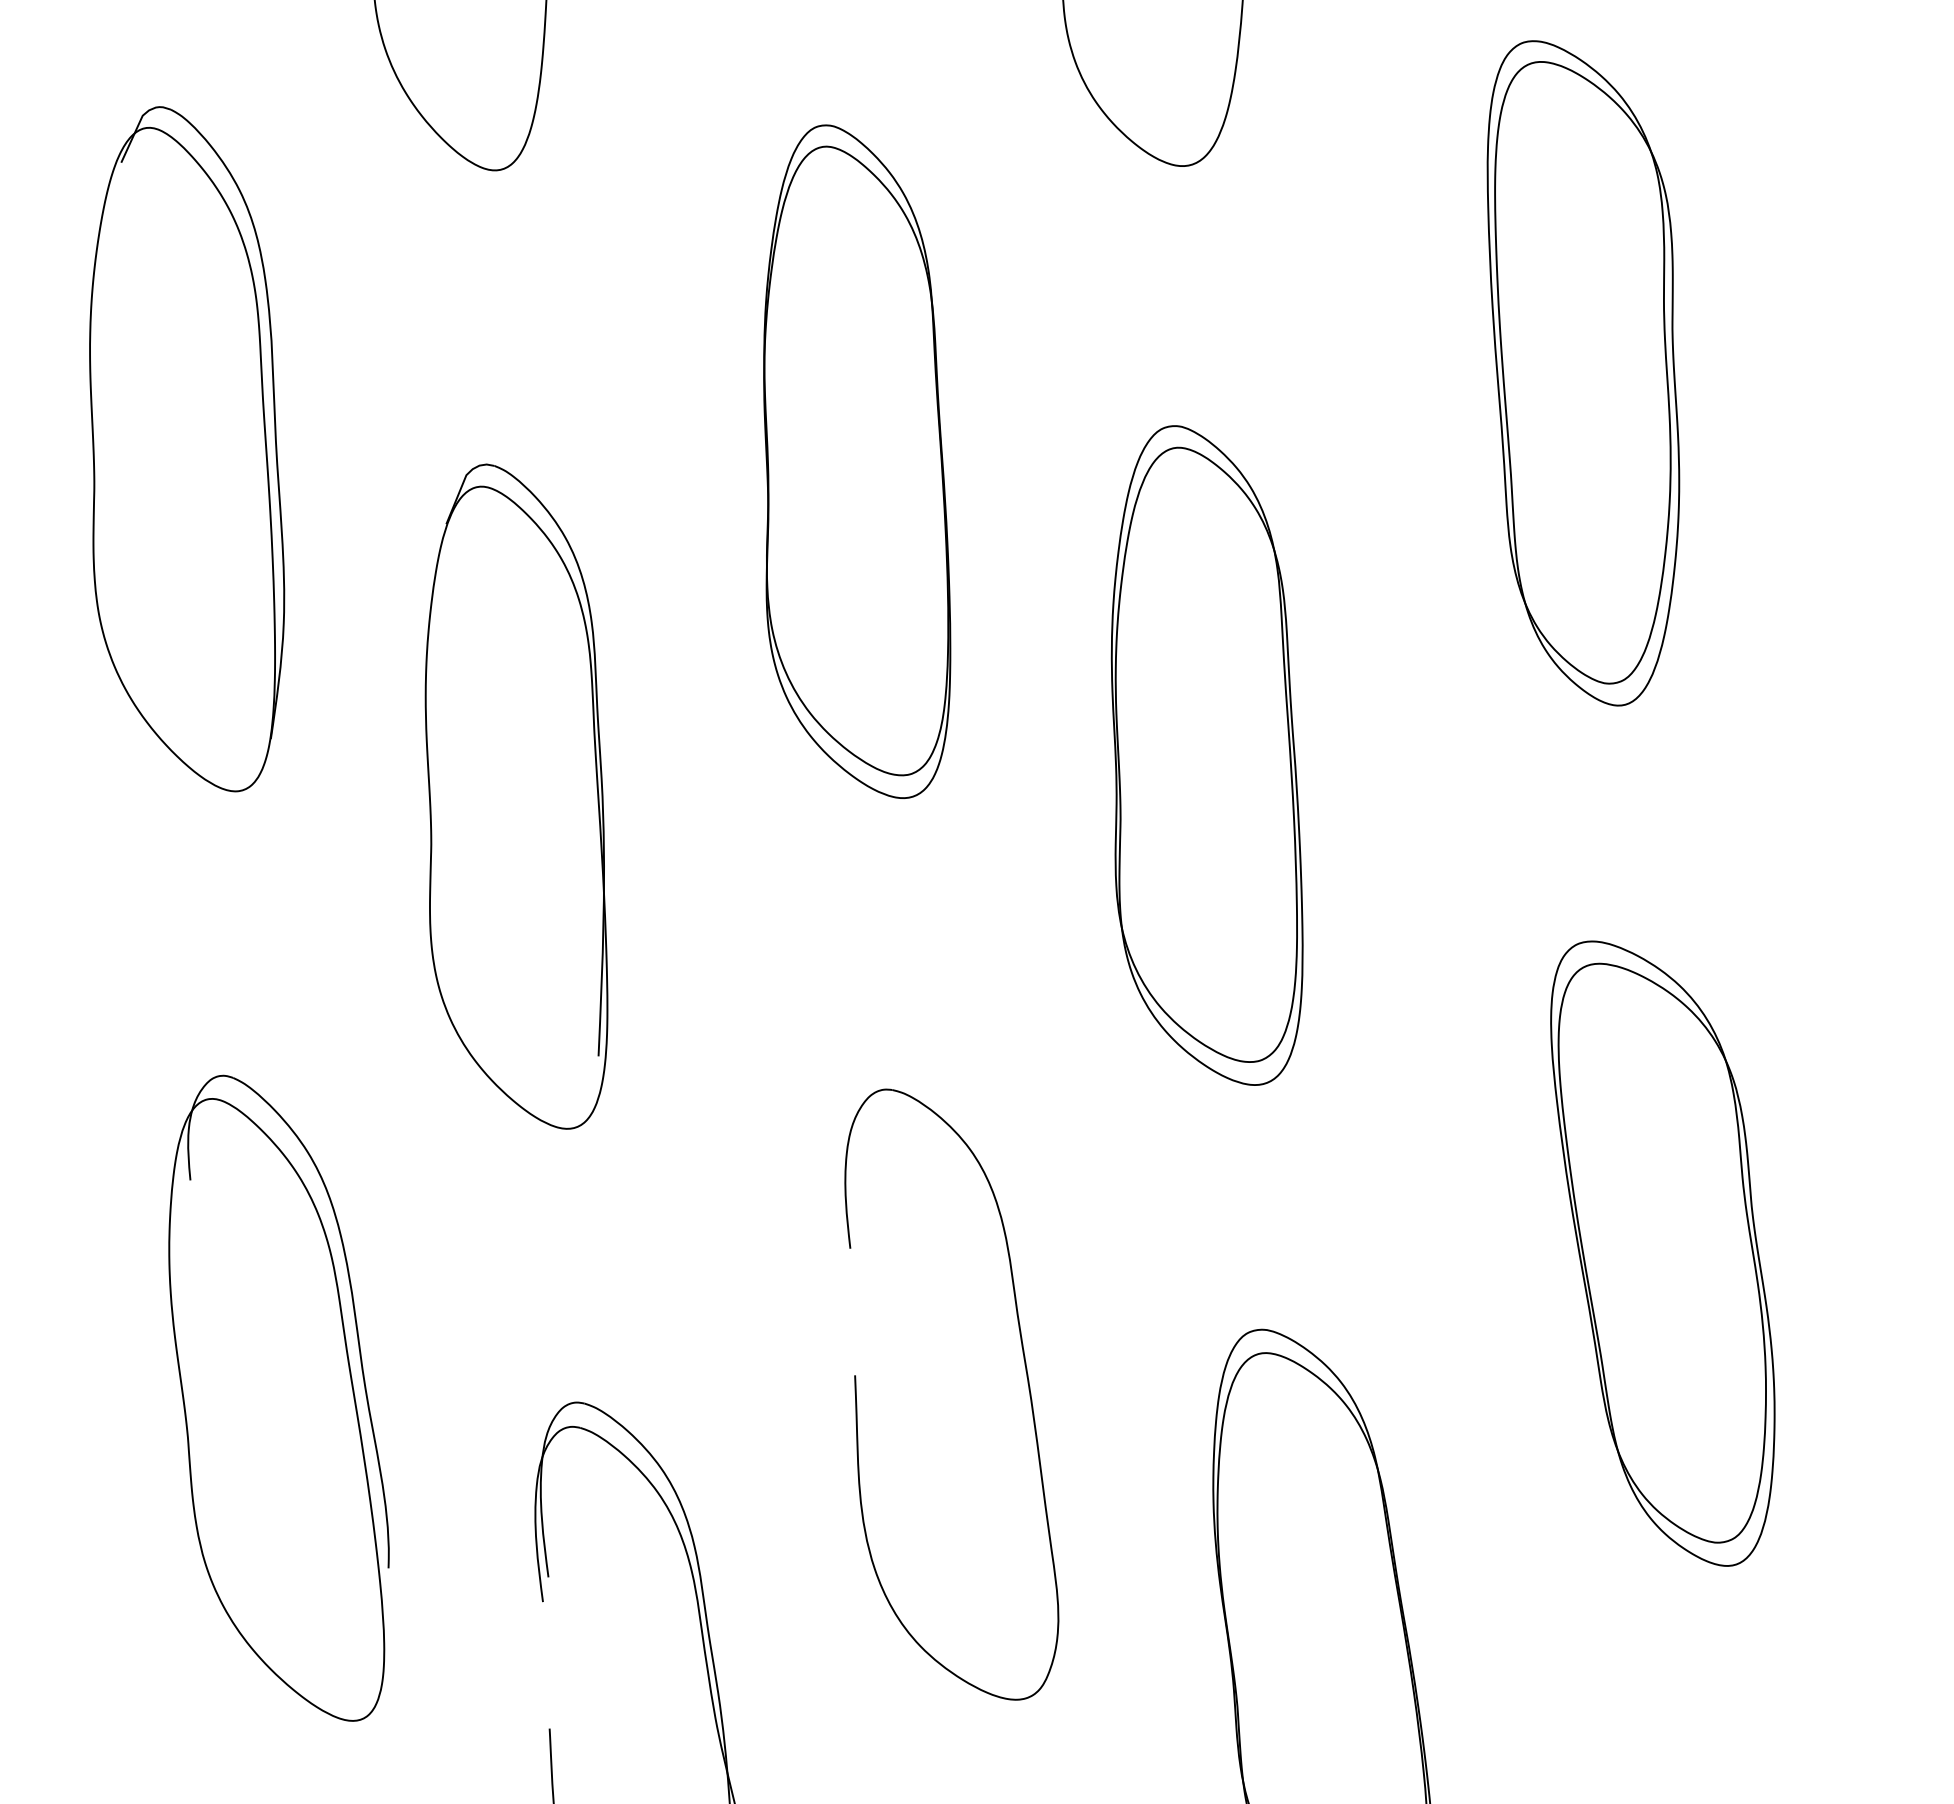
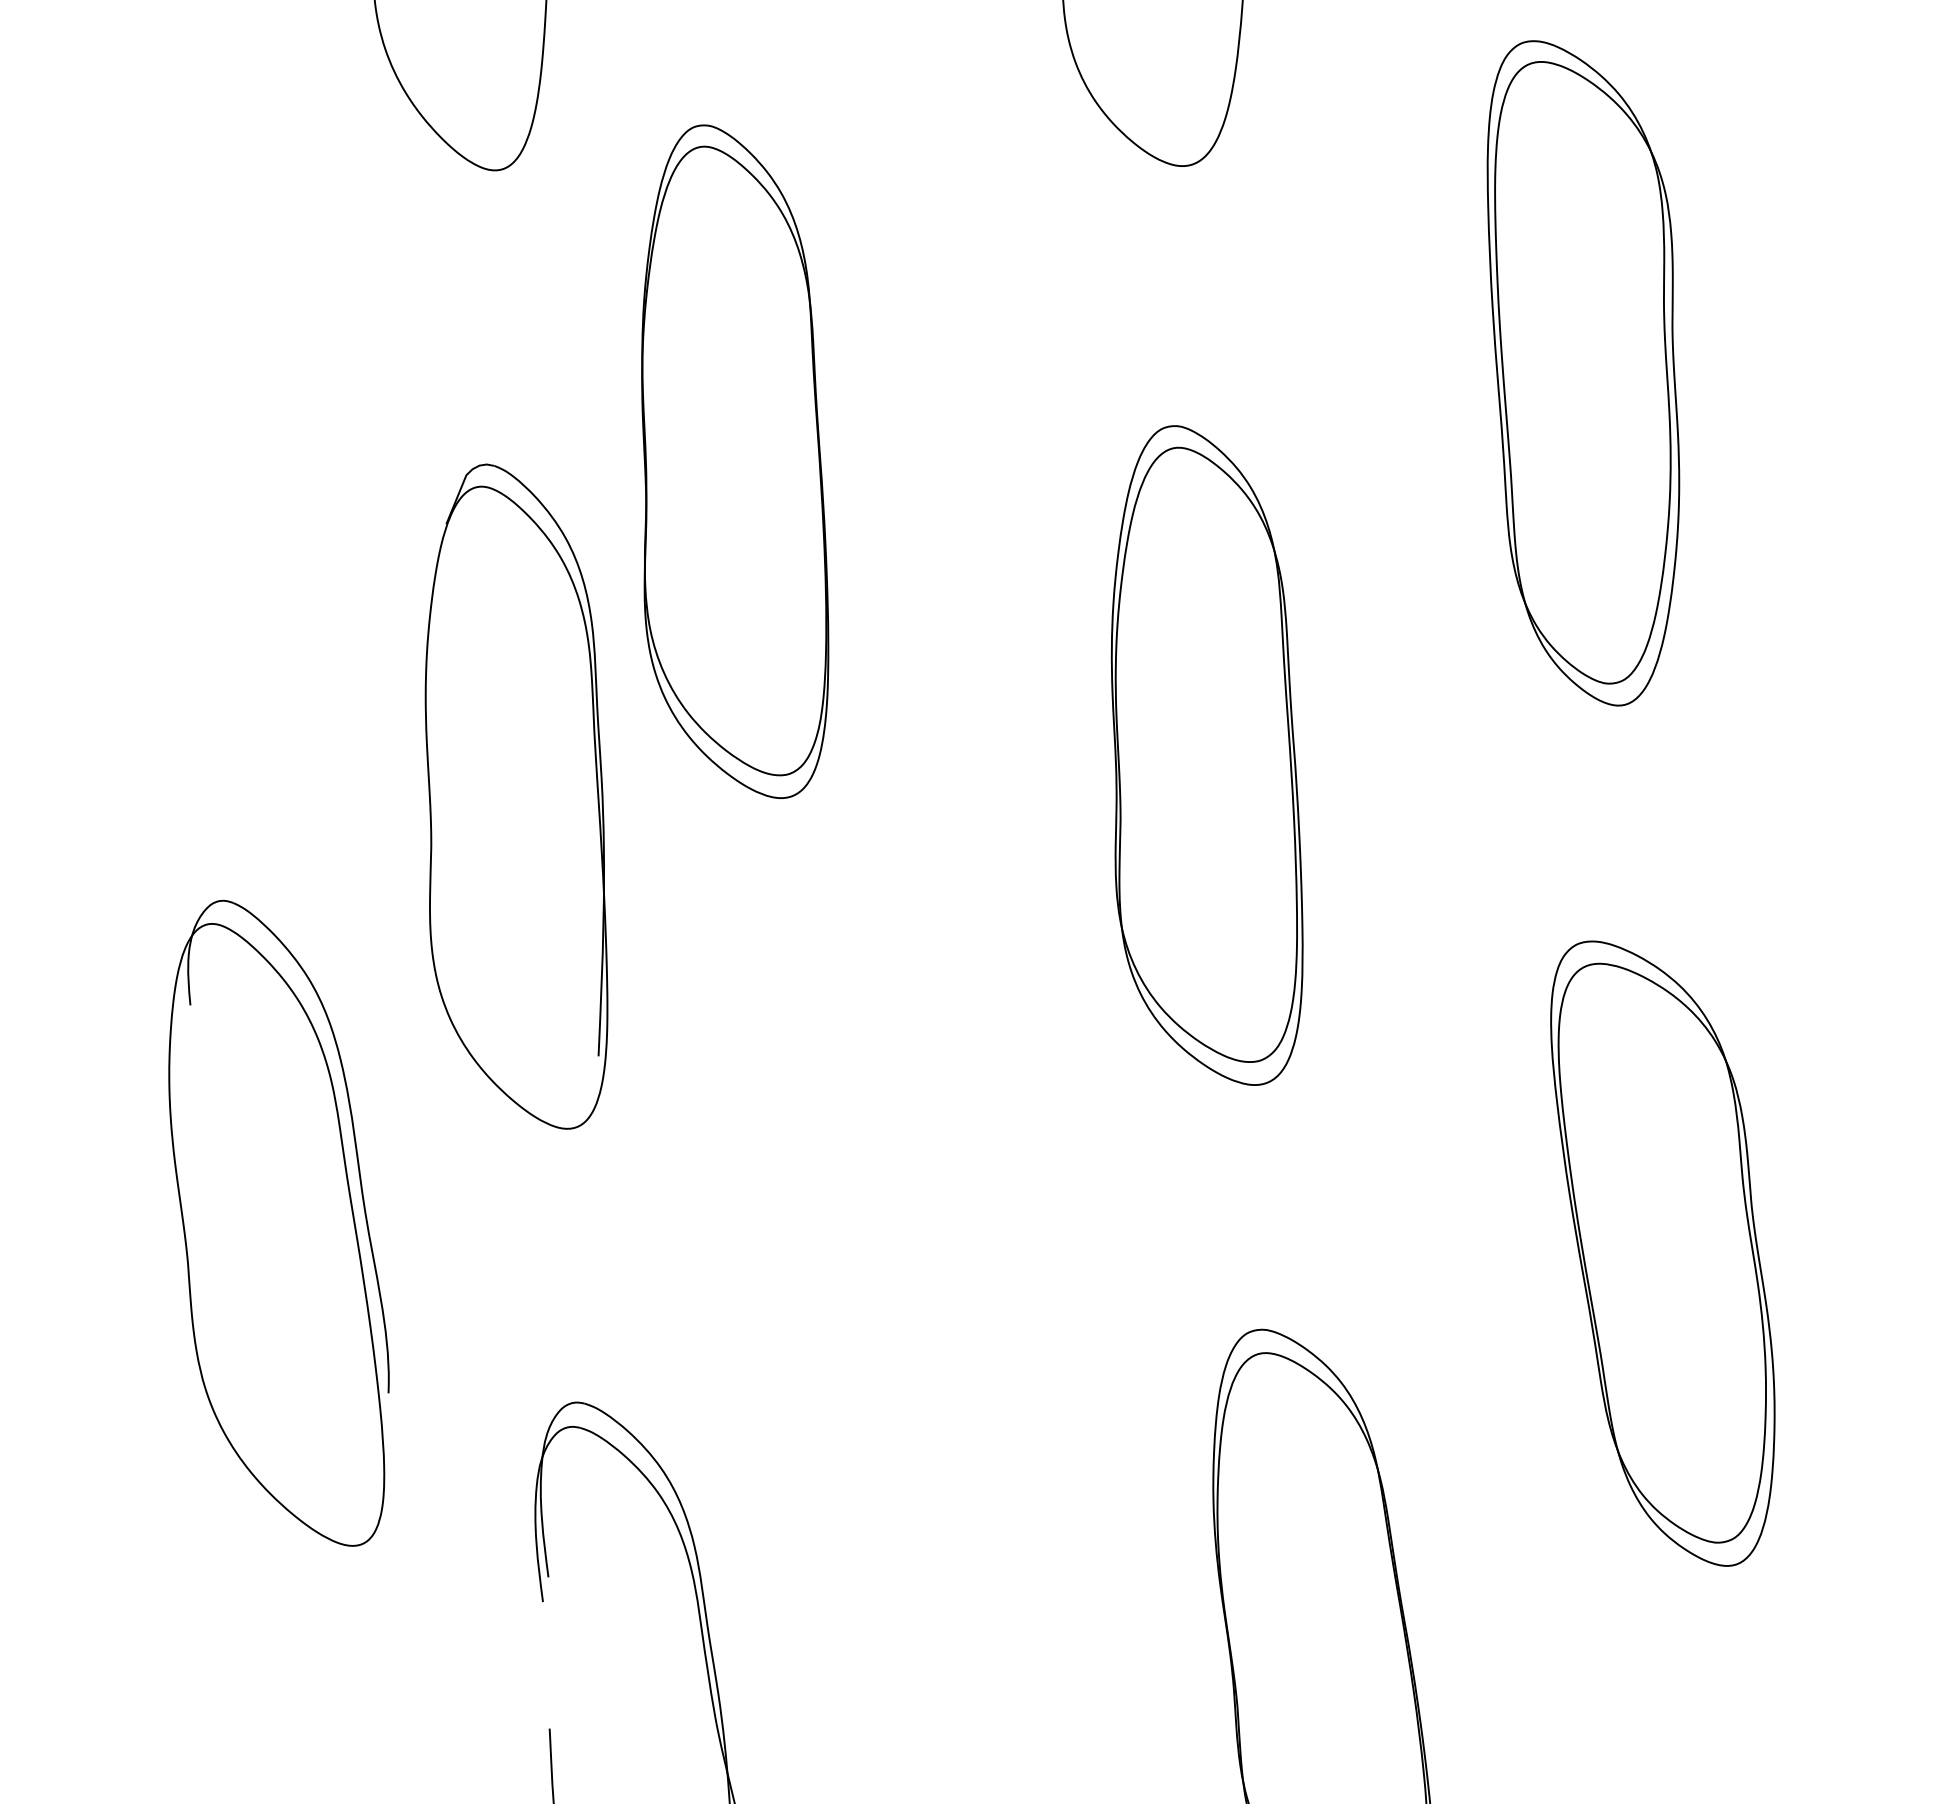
part: present -> none (187, 449)
part position: (857, 461) -> (735, 461) (735, 461)
part: present -> none (1027, 1383)
part position: (278, 1397) -> (278, 1222) (278, 1222)
